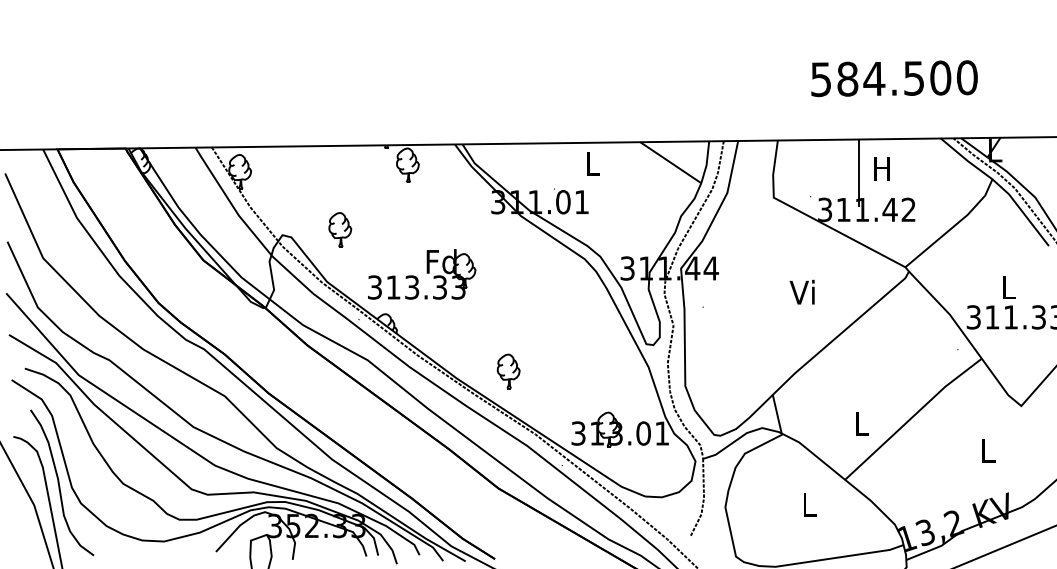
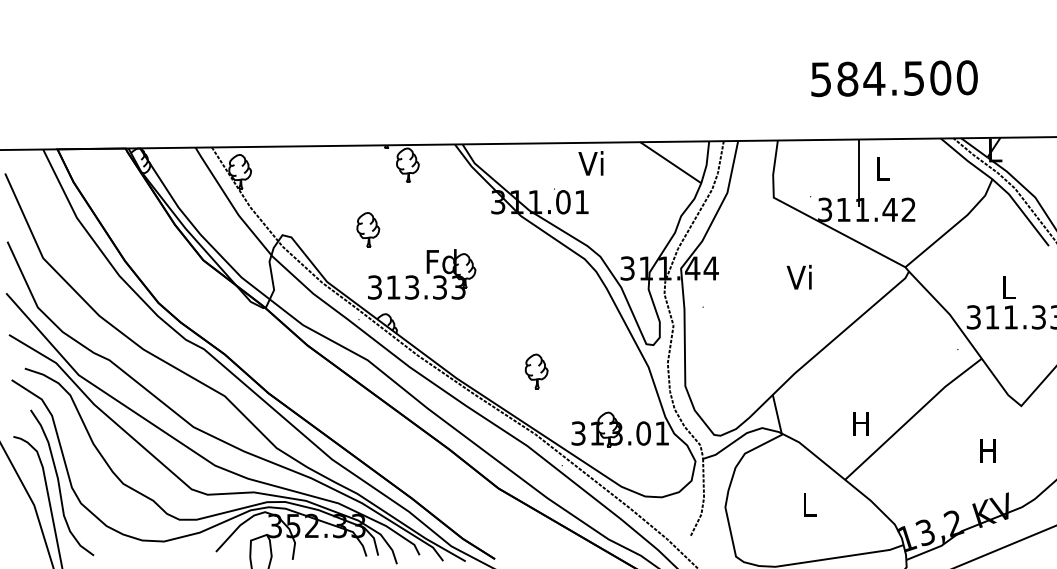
text: L -> Vi (590, 163)
text: H -> L (881, 168)
part position: (340, 229) -> (368, 229) (368, 229)
text position: (801, 291) -> (798, 276) (798, 276)
part position: (508, 371) -> (536, 371) (536, 371)
text: L -> H (860, 423)
text: L -> H (987, 450)
